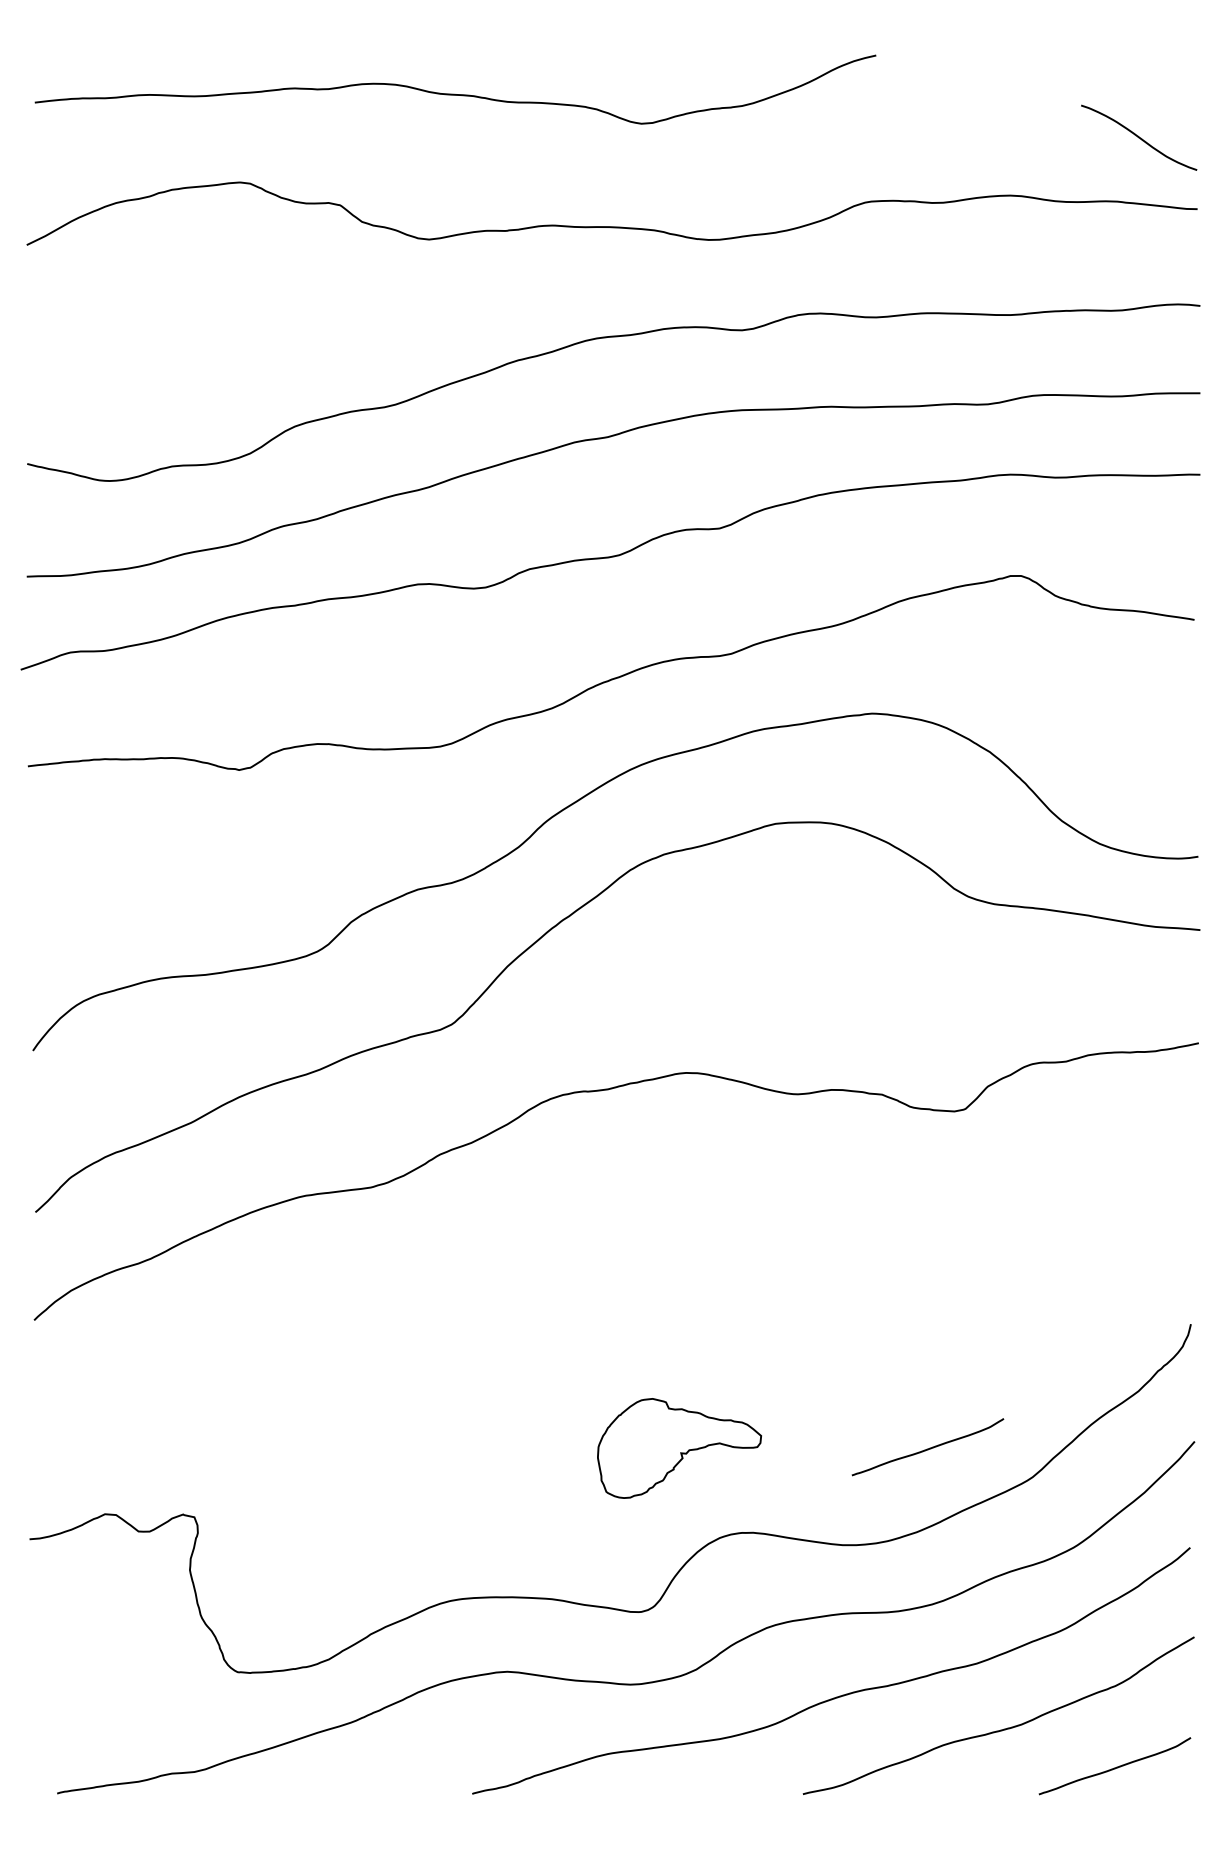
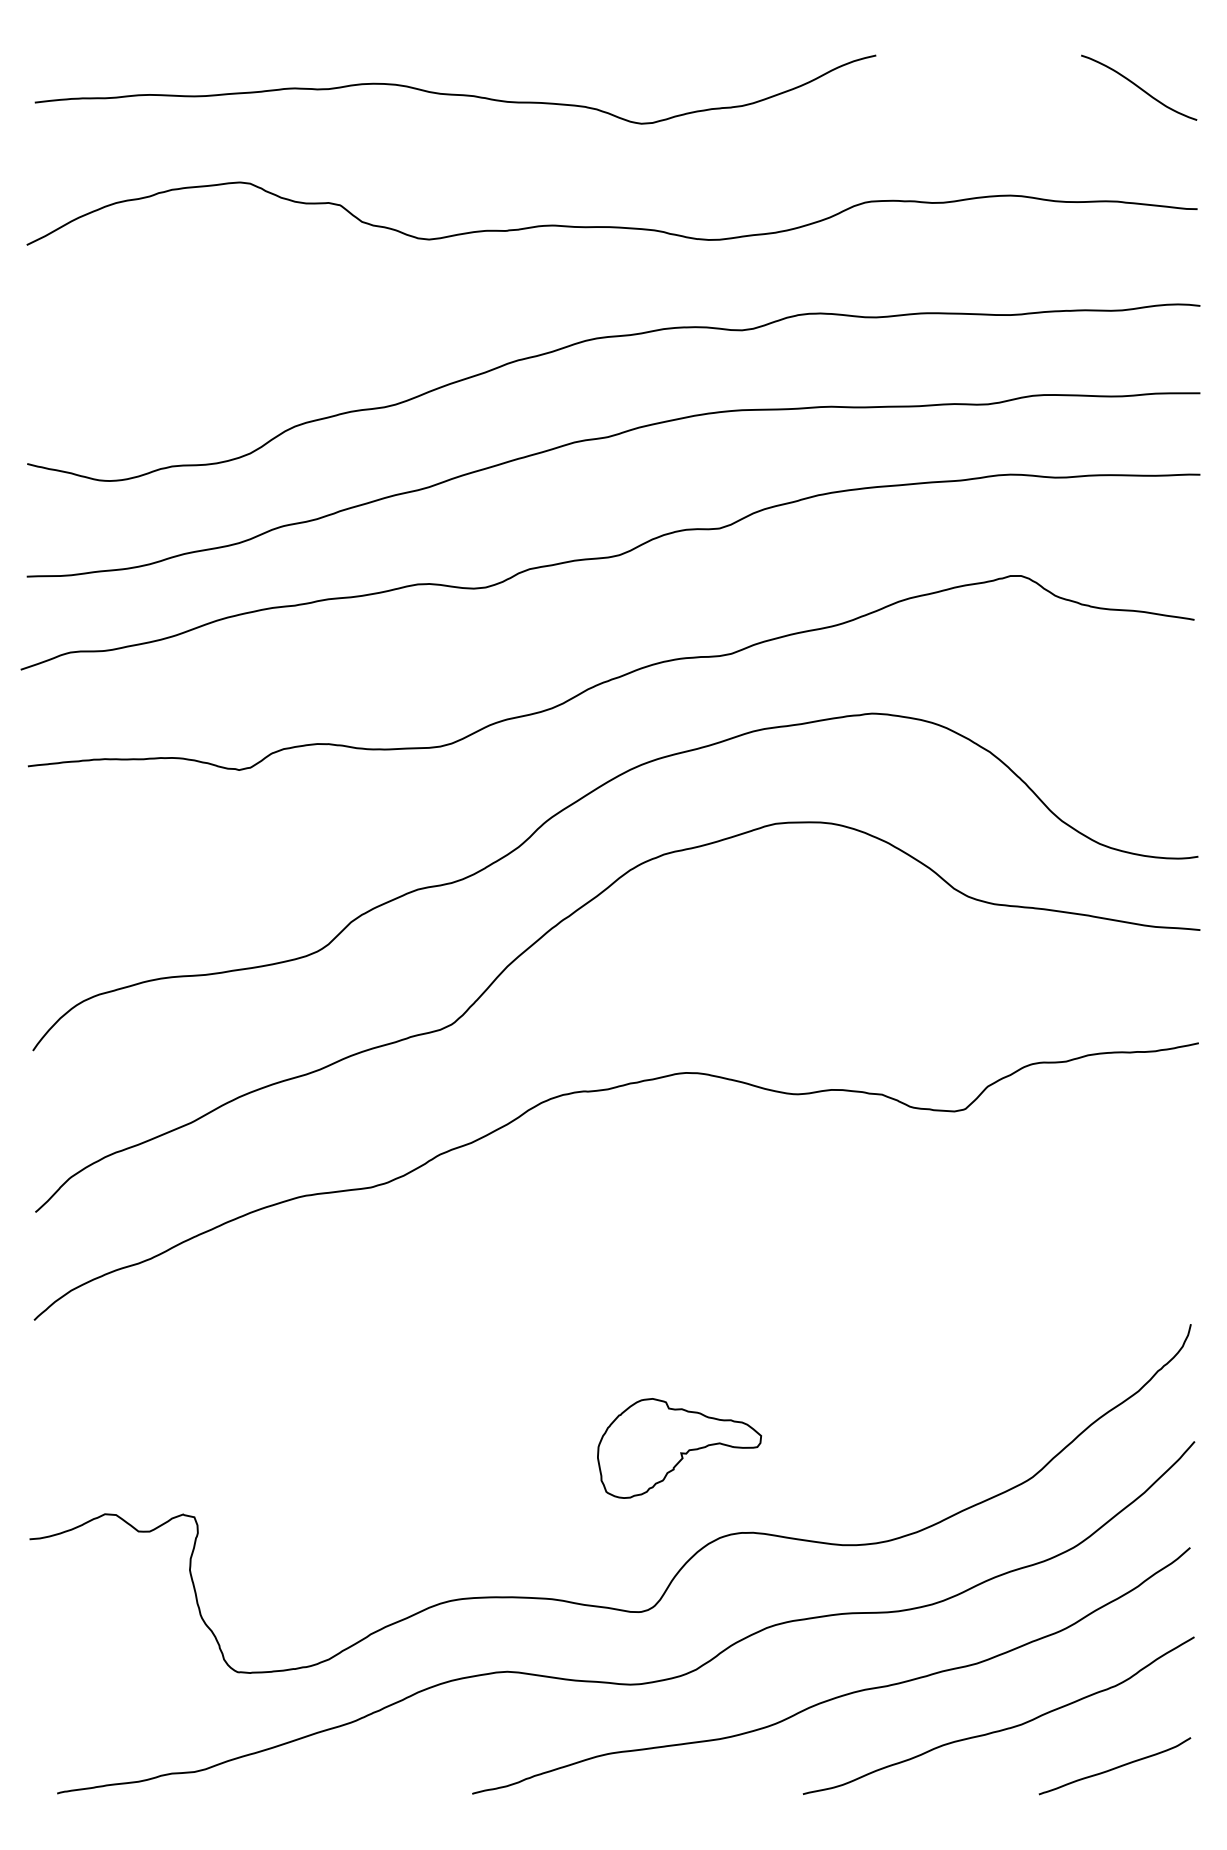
curve position: (1139, 137) -> (1139, 87) (1139, 87)
curve: present -> none (927, 1448)
